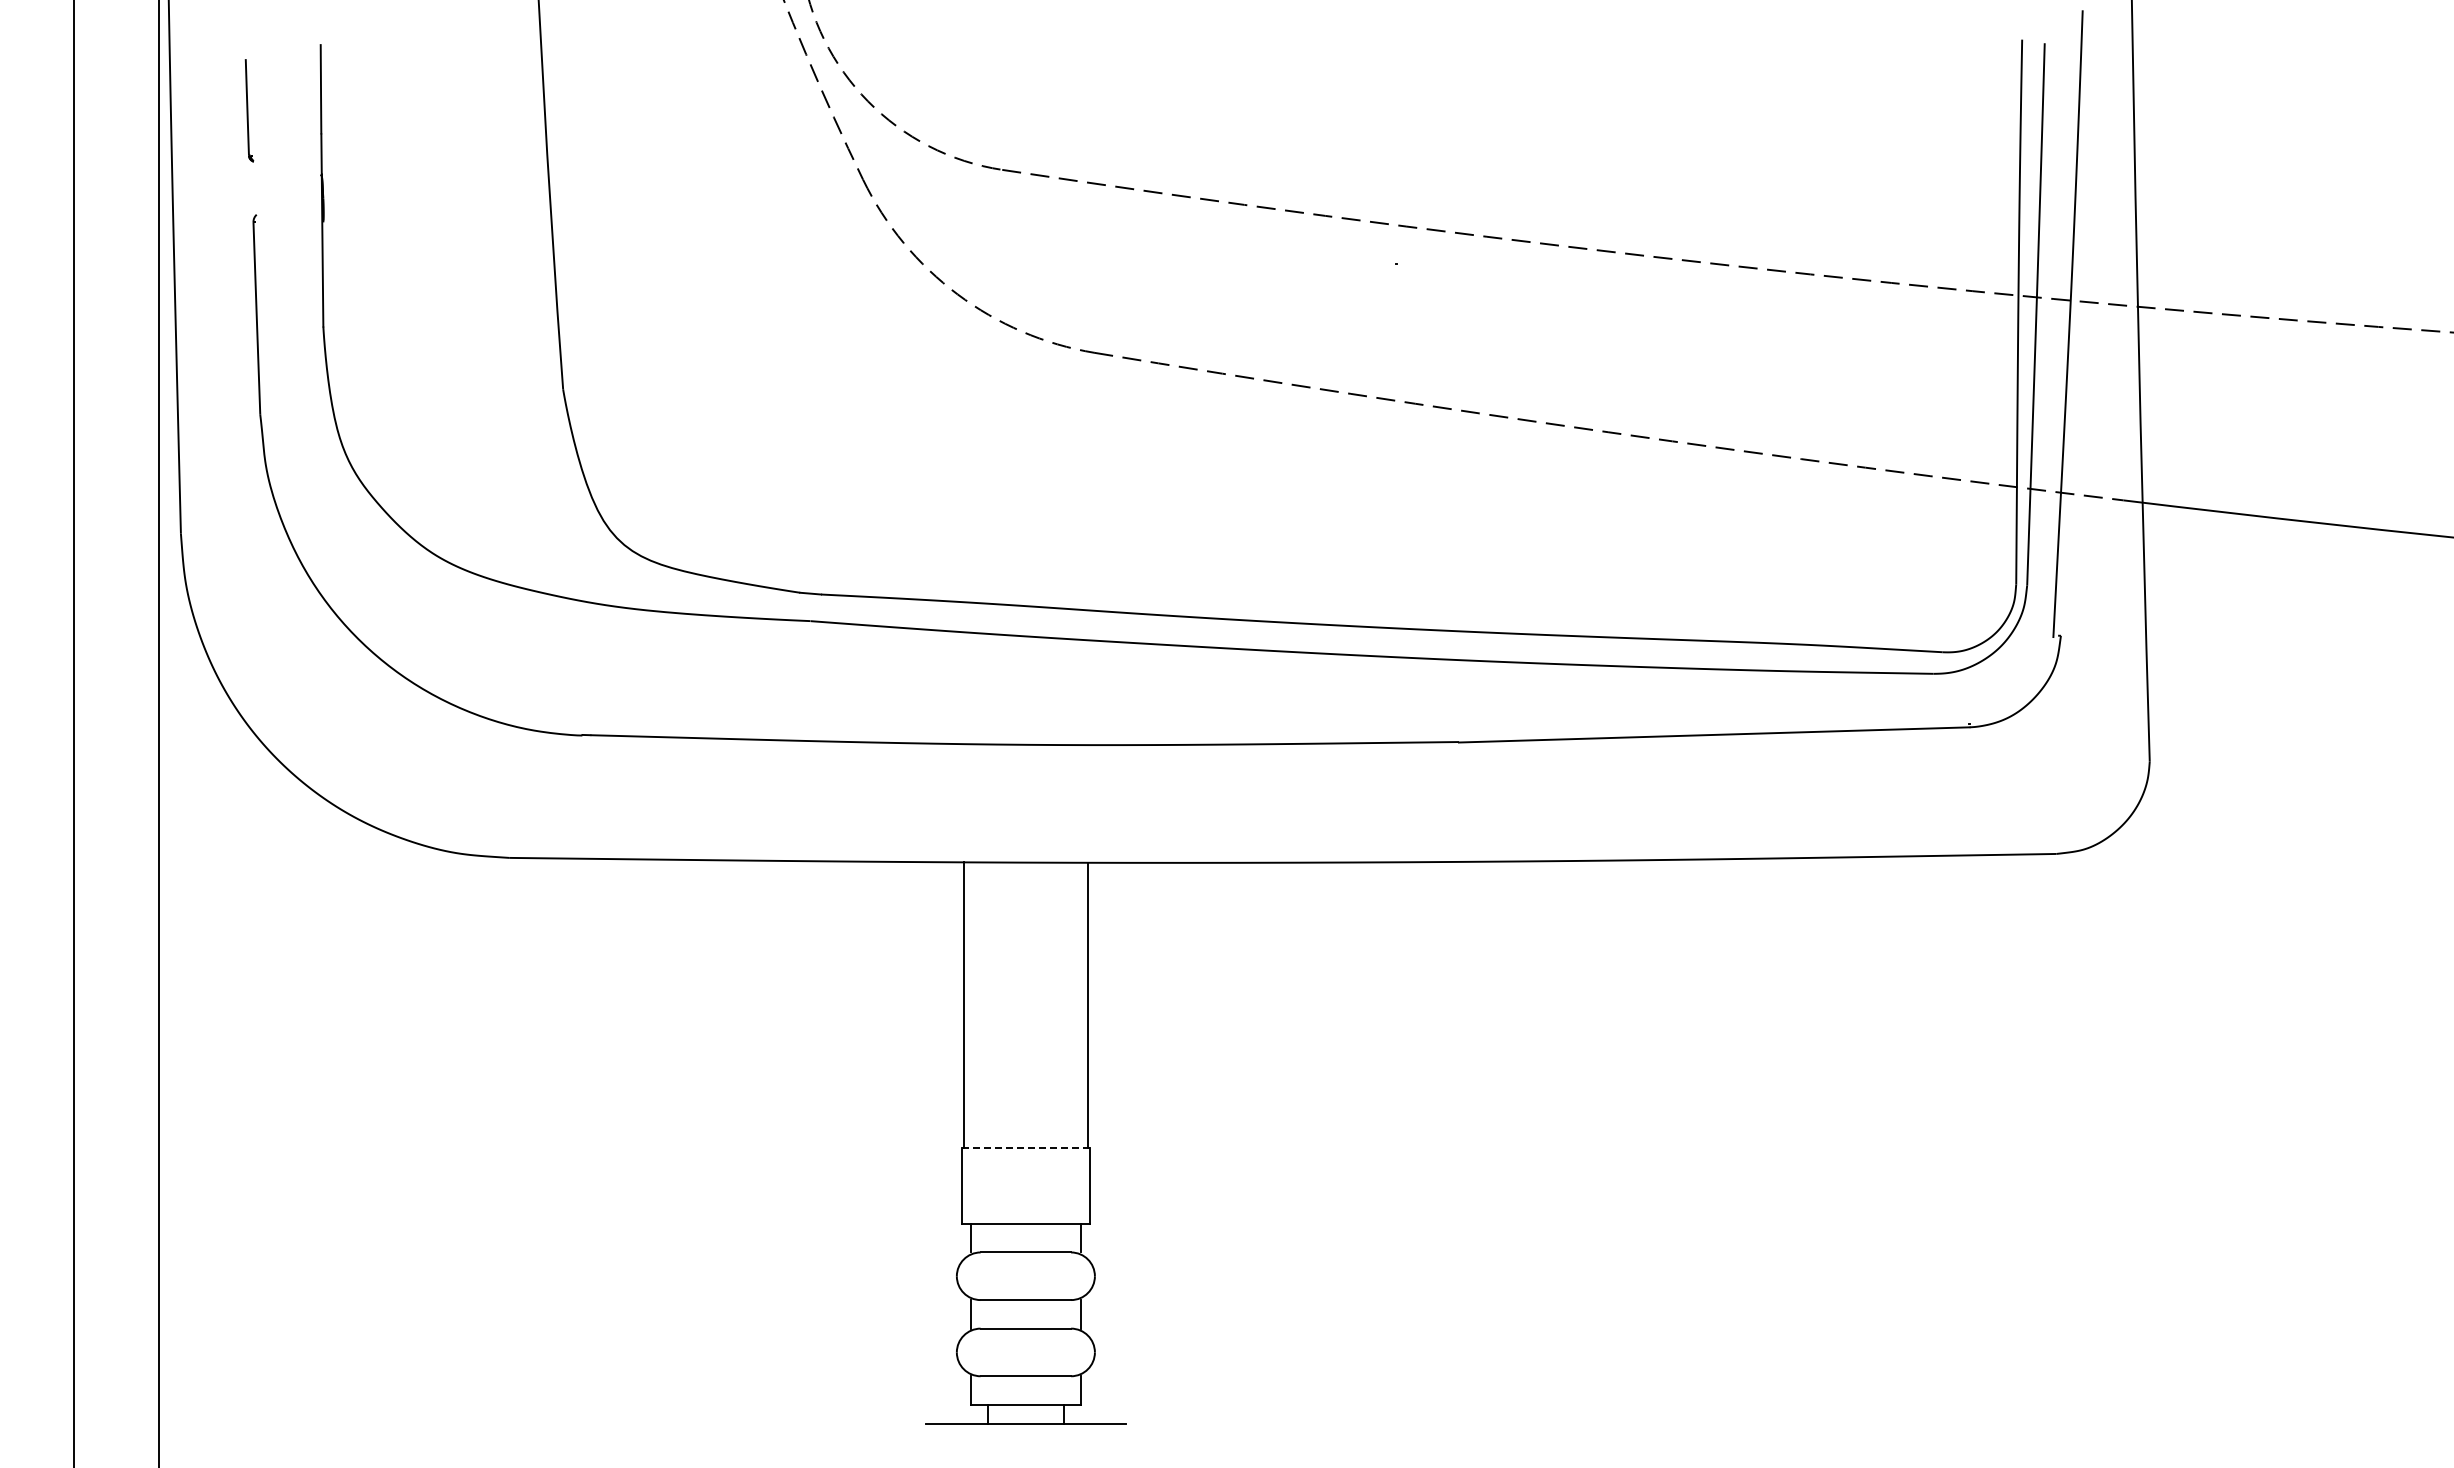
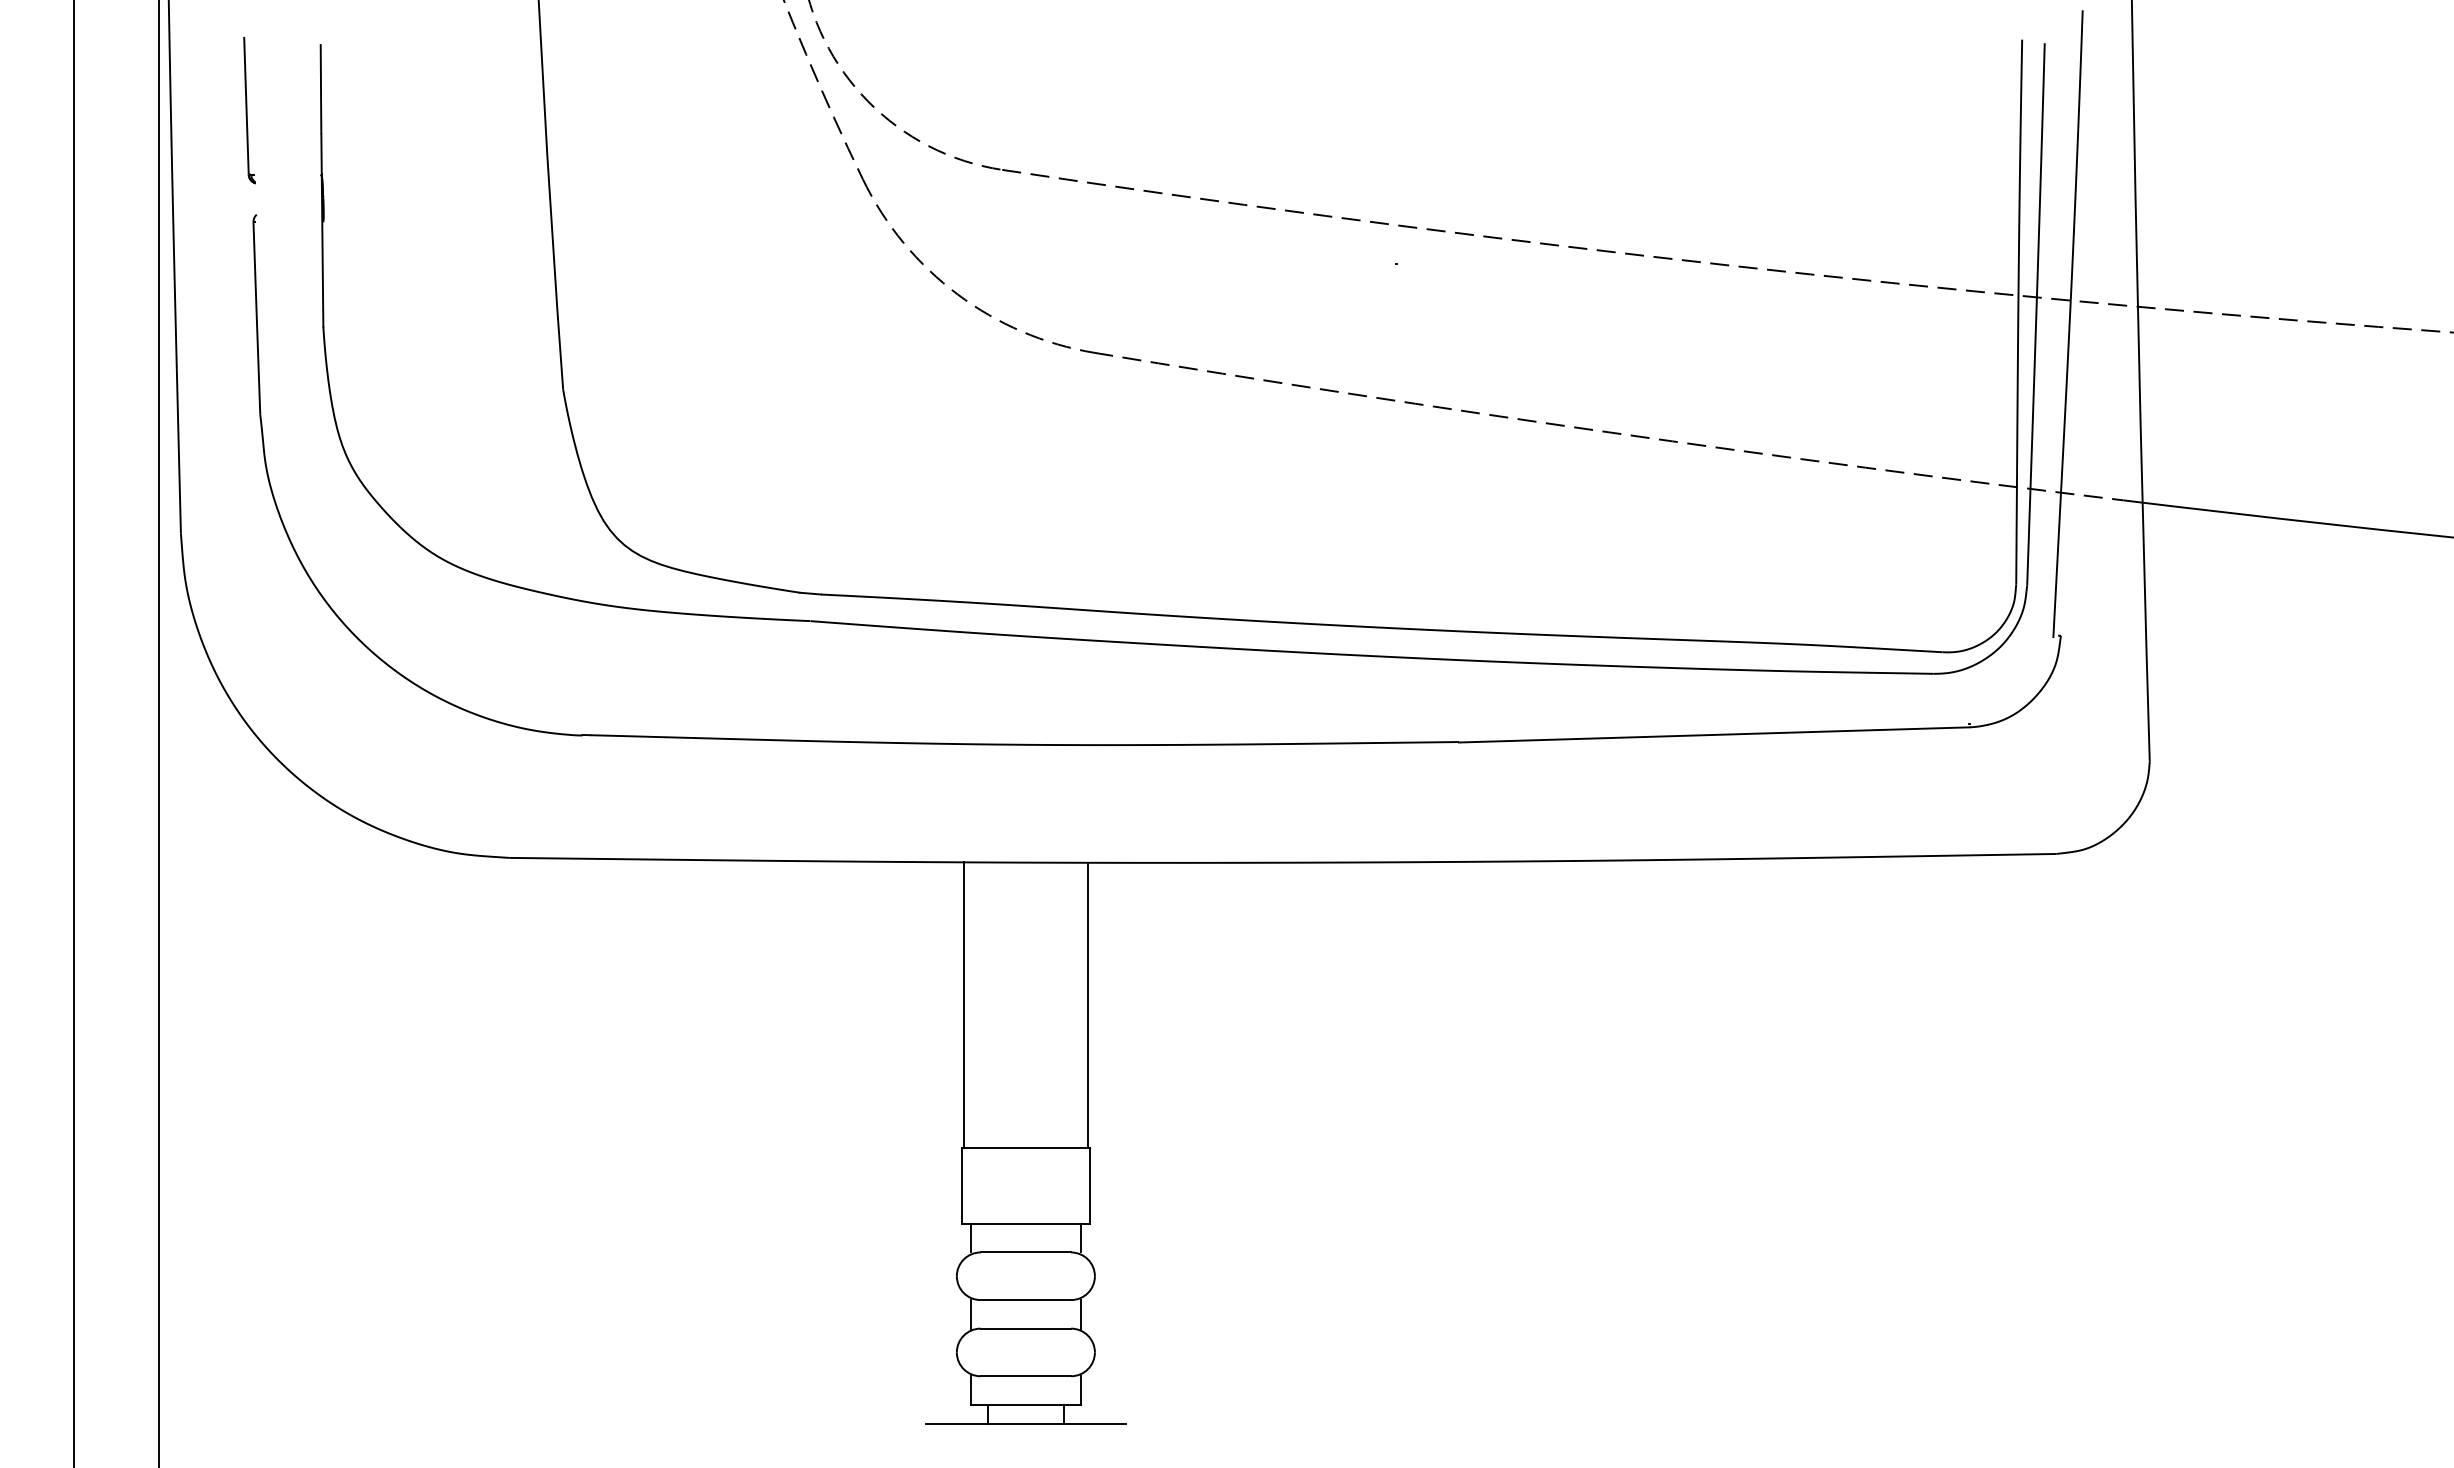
part size: 11x104 px -> 13x148 px (249, 110)
line: dashed -> solid (1025, 1147)
